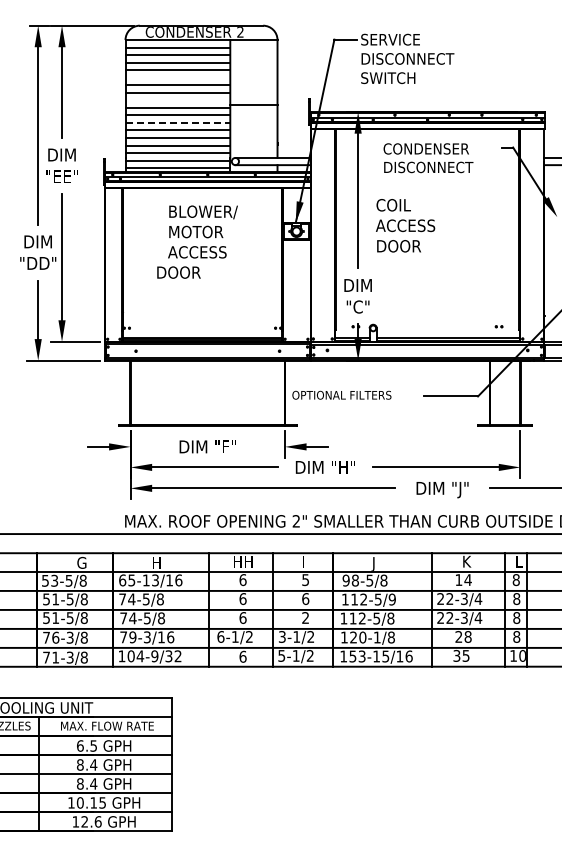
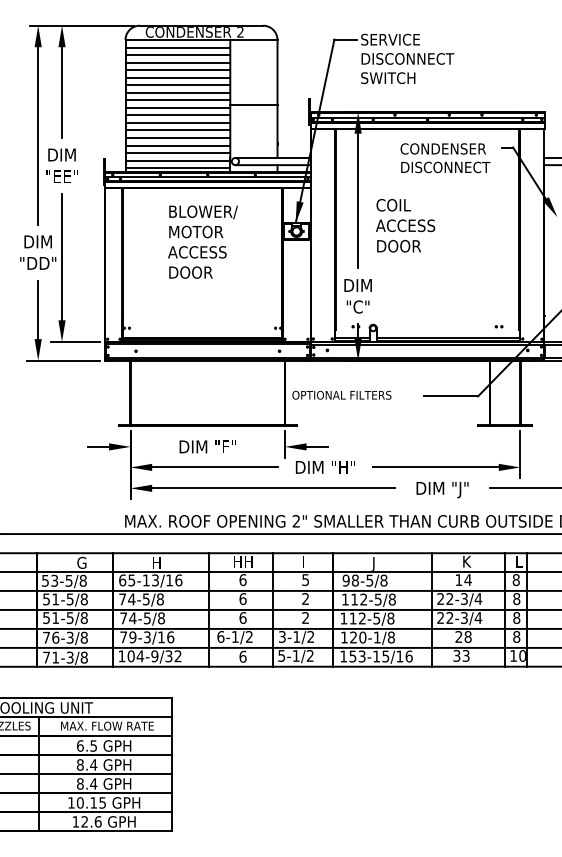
line: none -> present (177, 77)
line: none -> present (177, 100)
line: dashed -> solid (178, 122)
text position: (428, 158) -> (445, 158) (445, 158)
text position: (178, 272) -> (190, 272) (190, 272)
text: 6 -> 2 (305, 598)
text: 112-5/9 -> 112-5/8 (391, 599)
text: 35 -> 33 (466, 655)
